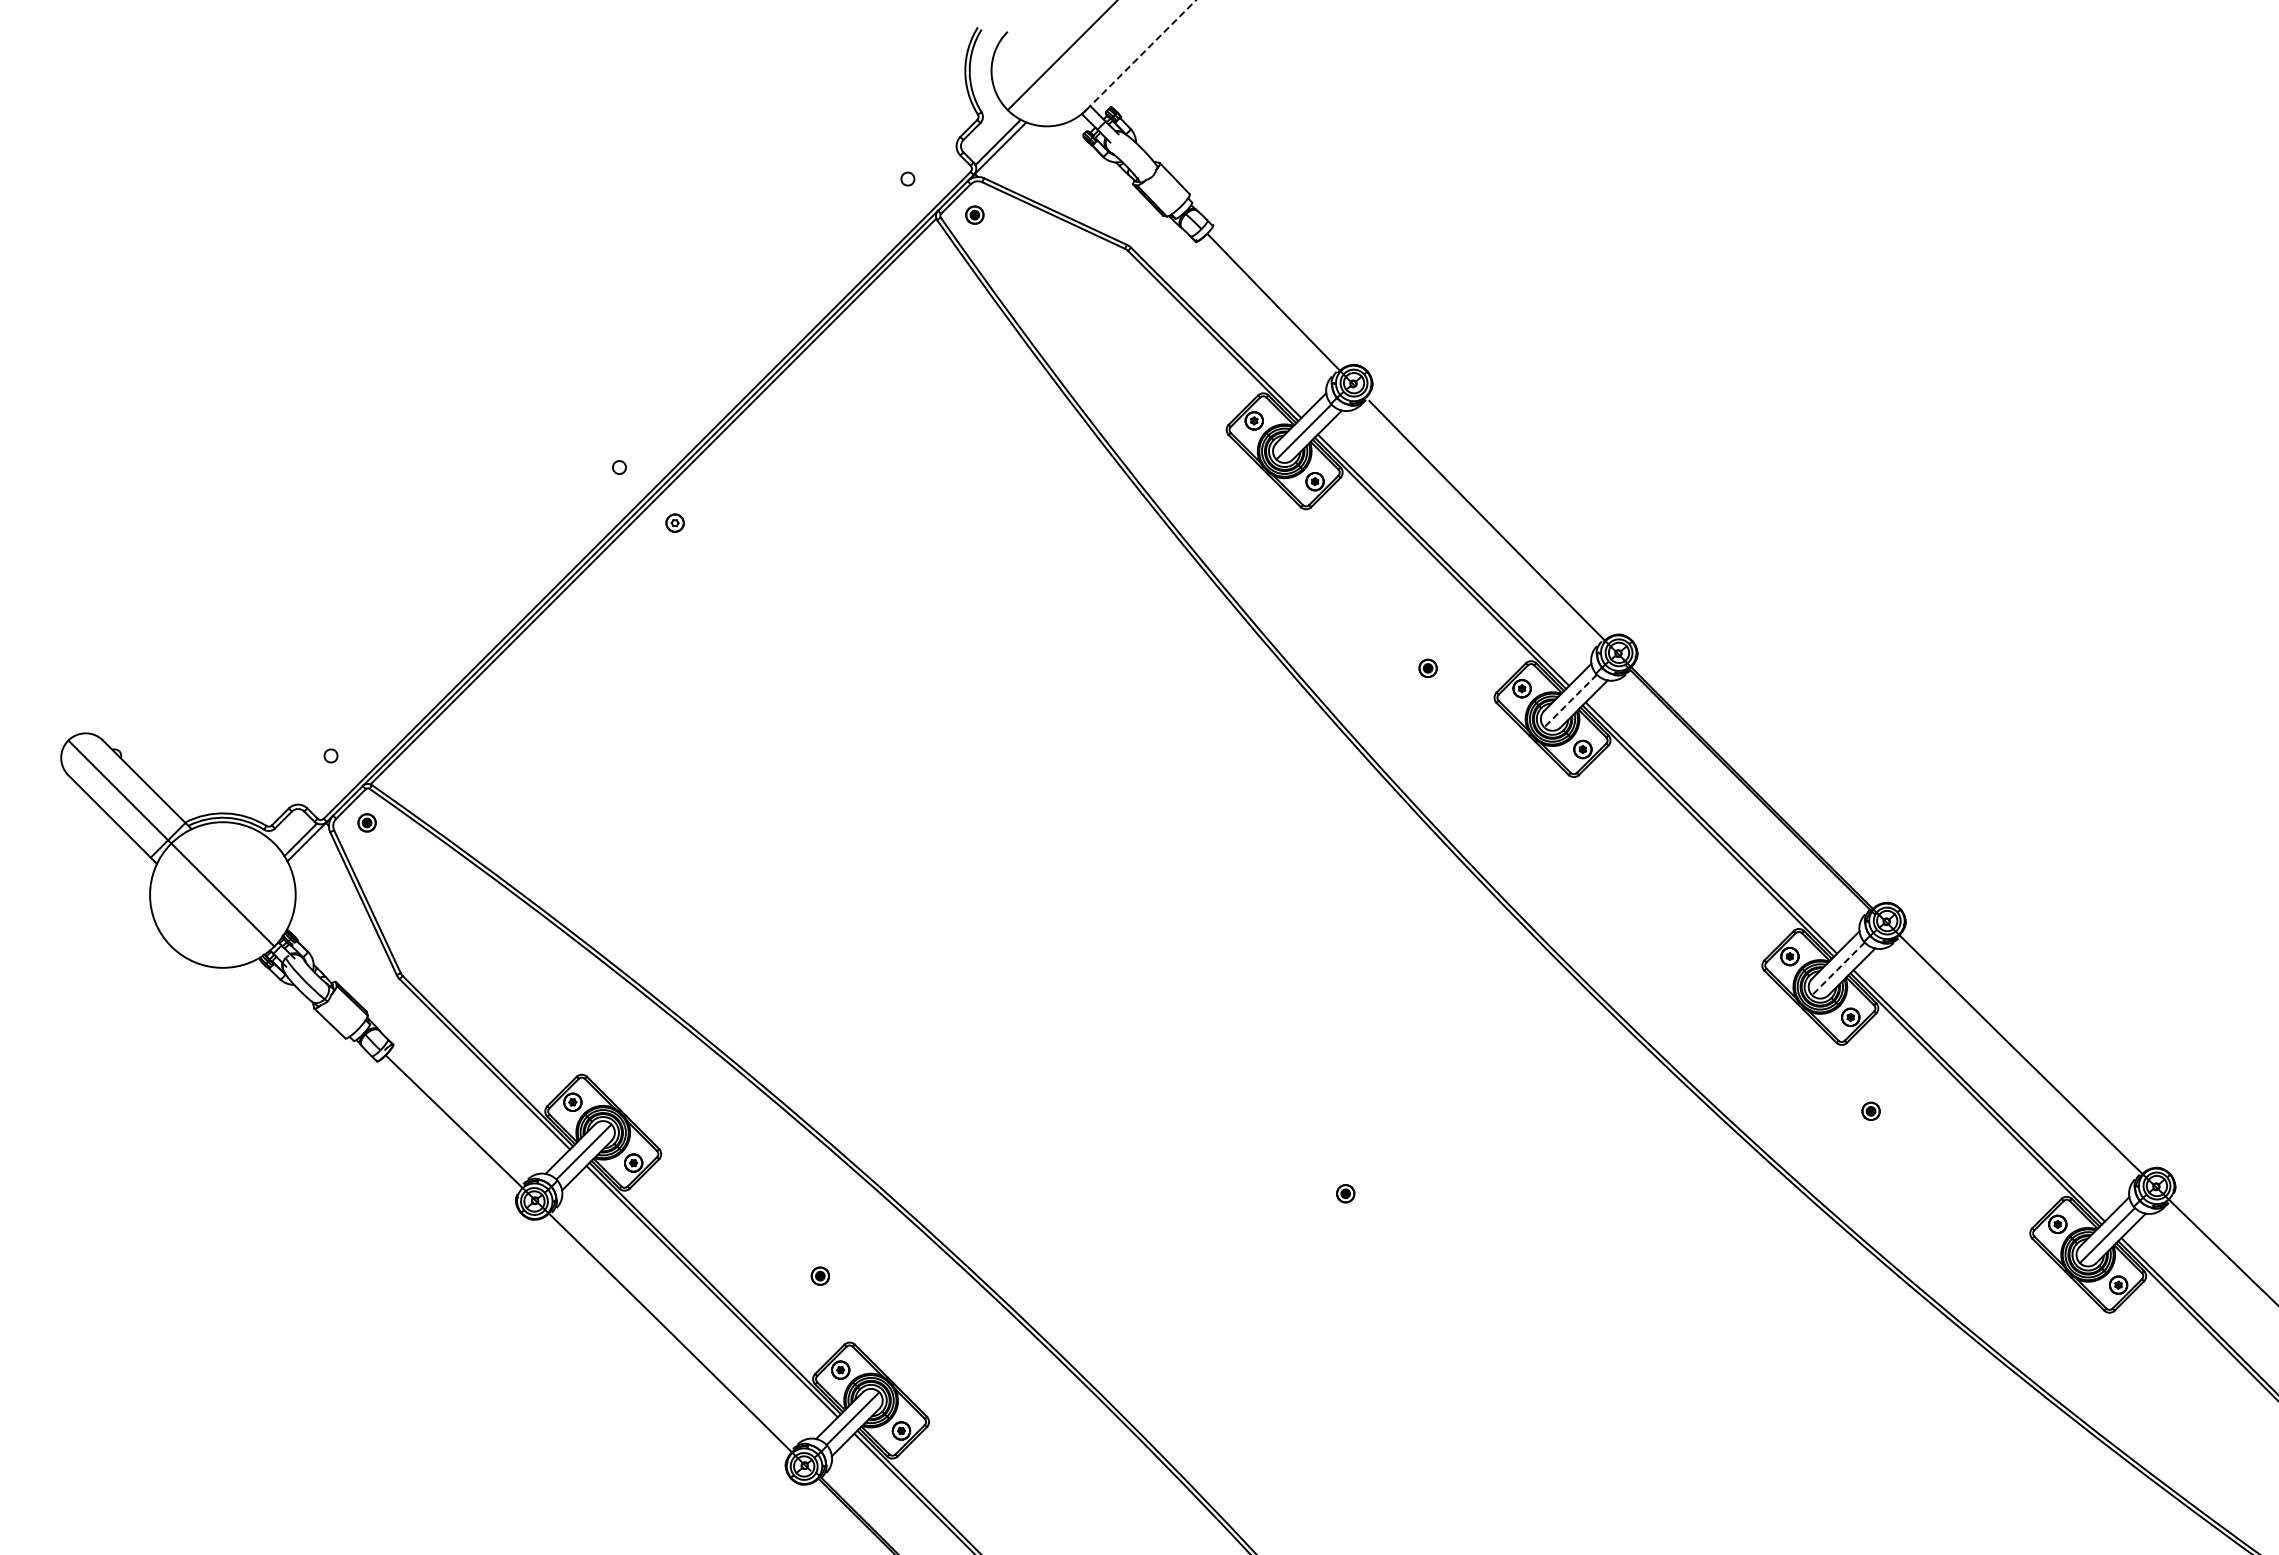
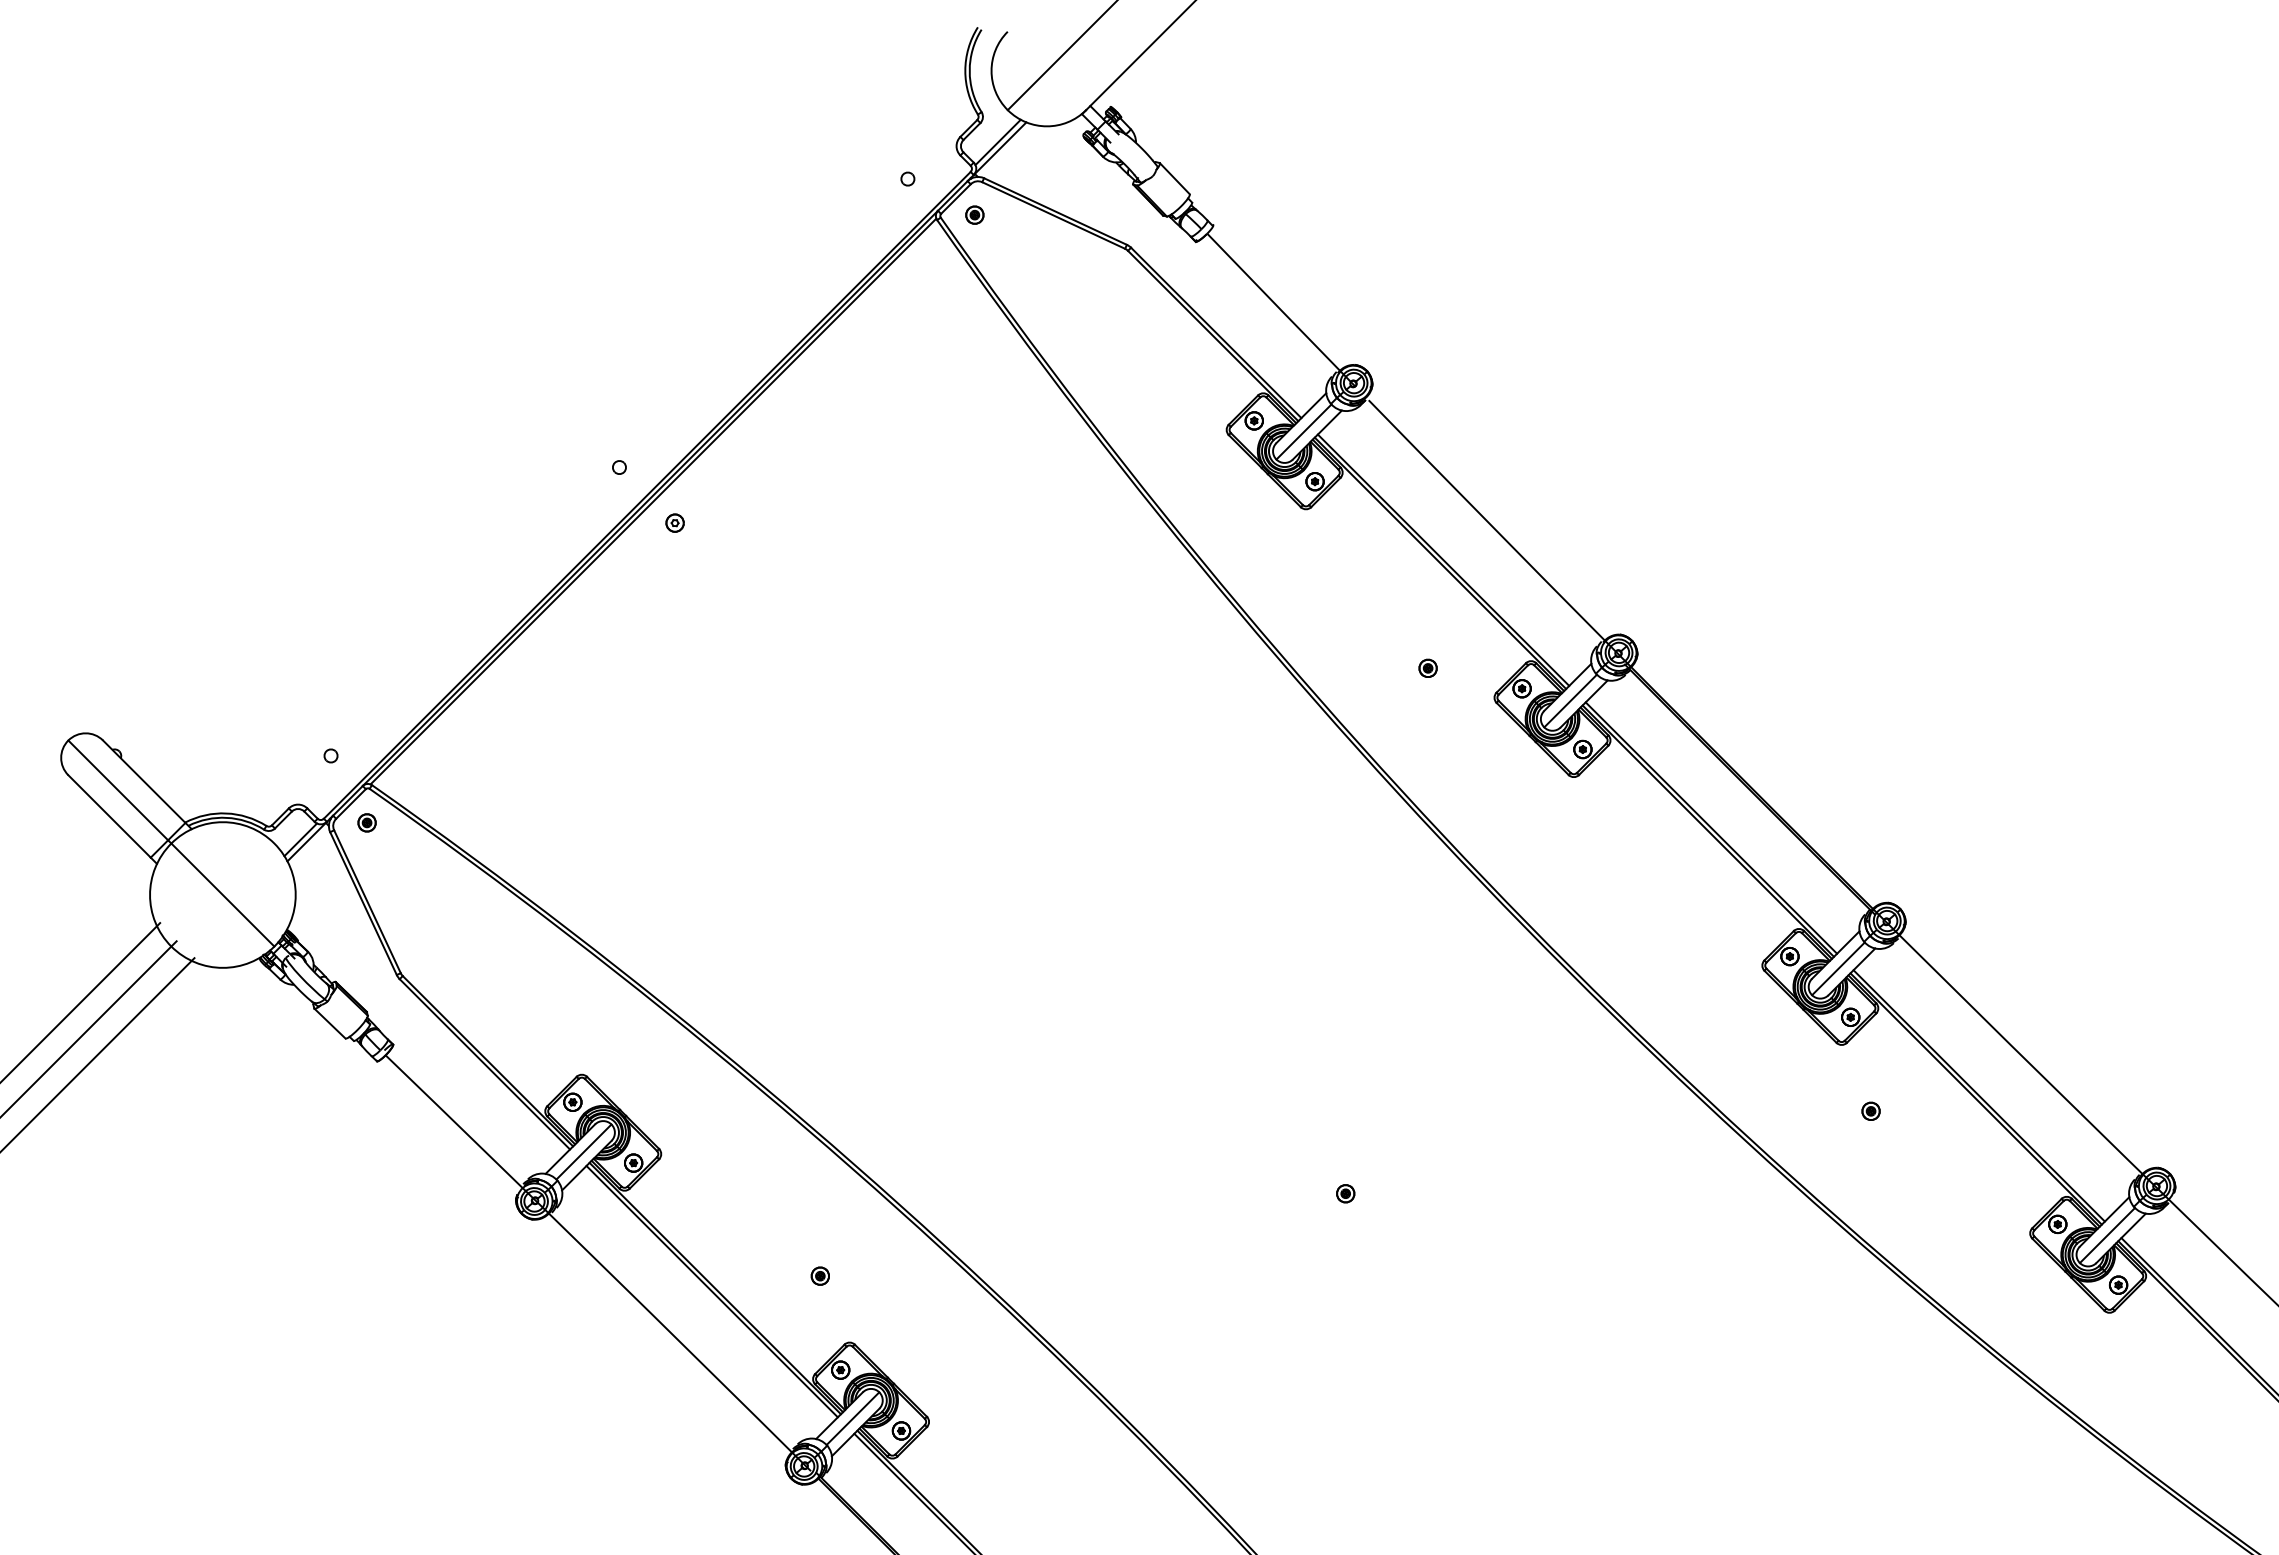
line: dashed -> solid (1141, 55)
line: dashed -> solid (1570, 701)
line: dashed -> solid (1838, 969)
line: none -> present (81, 1001)
line: none -> present (89, 1028)
line: none -> present (98, 1054)
